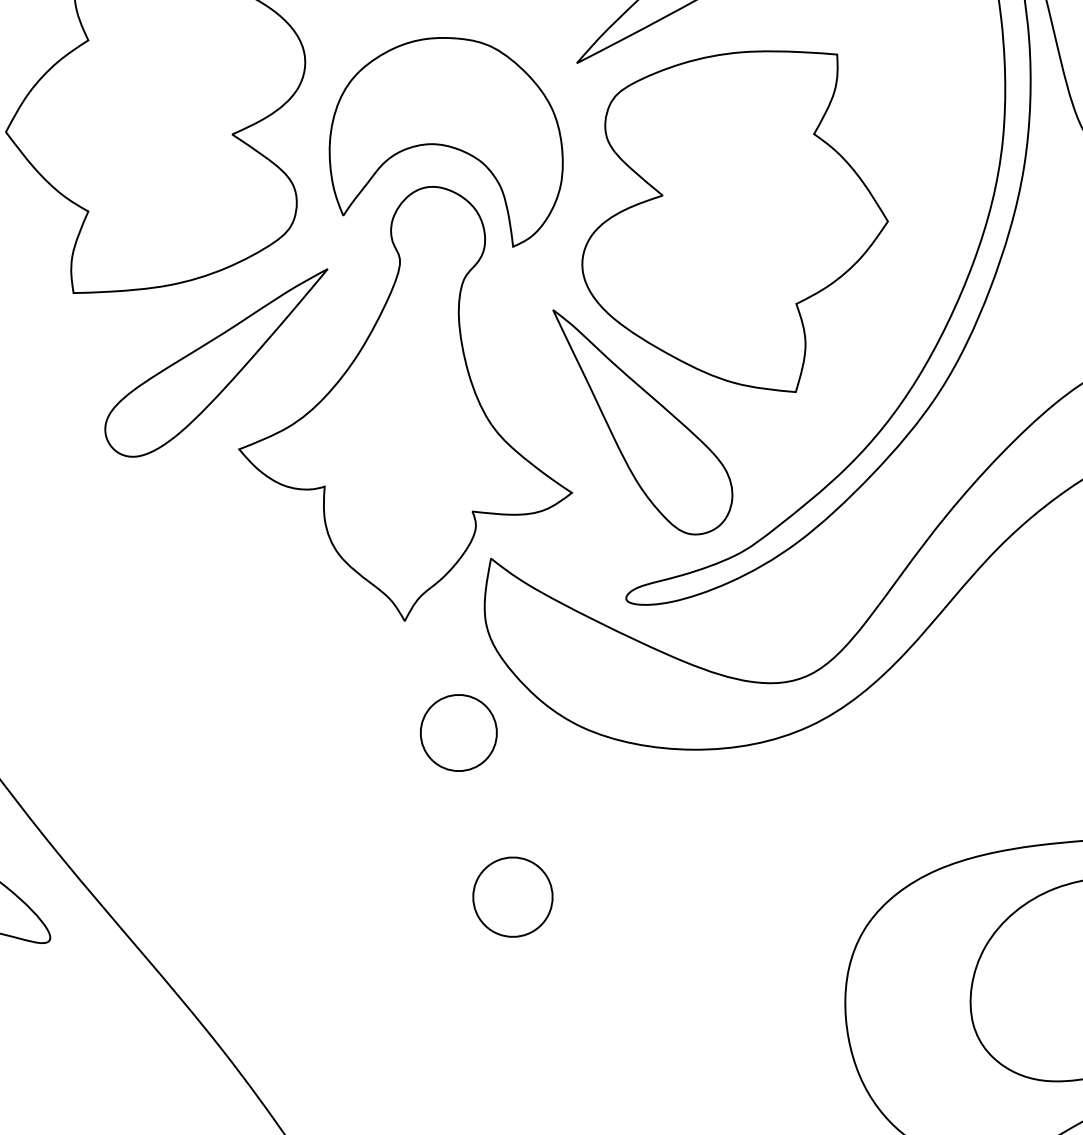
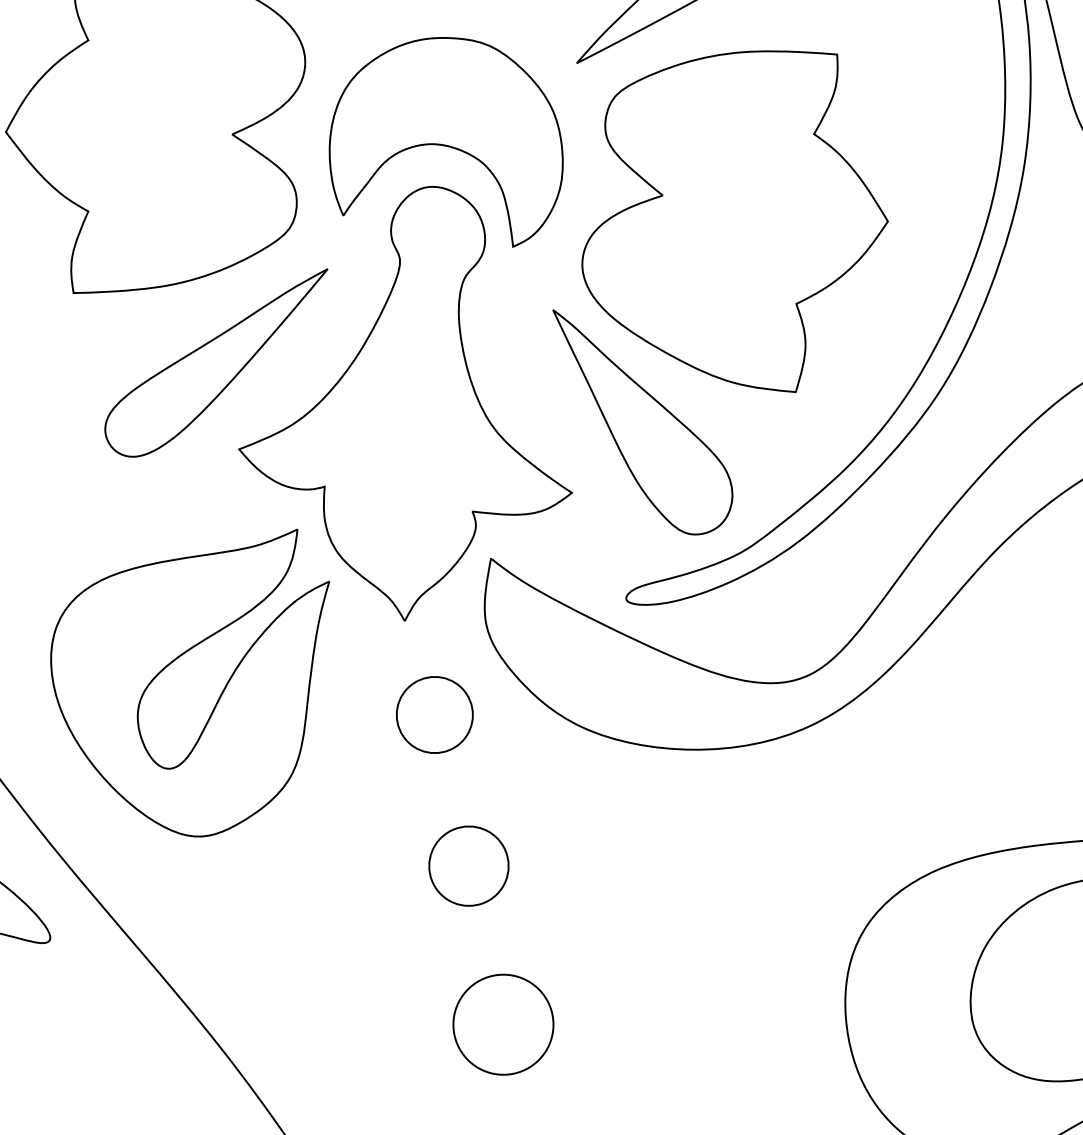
part: none -> present (173, 662)
part position: (458, 732) -> (434, 714) (434, 714)
part position: (512, 896) -> (468, 865) (468, 865)
part: none -> present (503, 1024)
